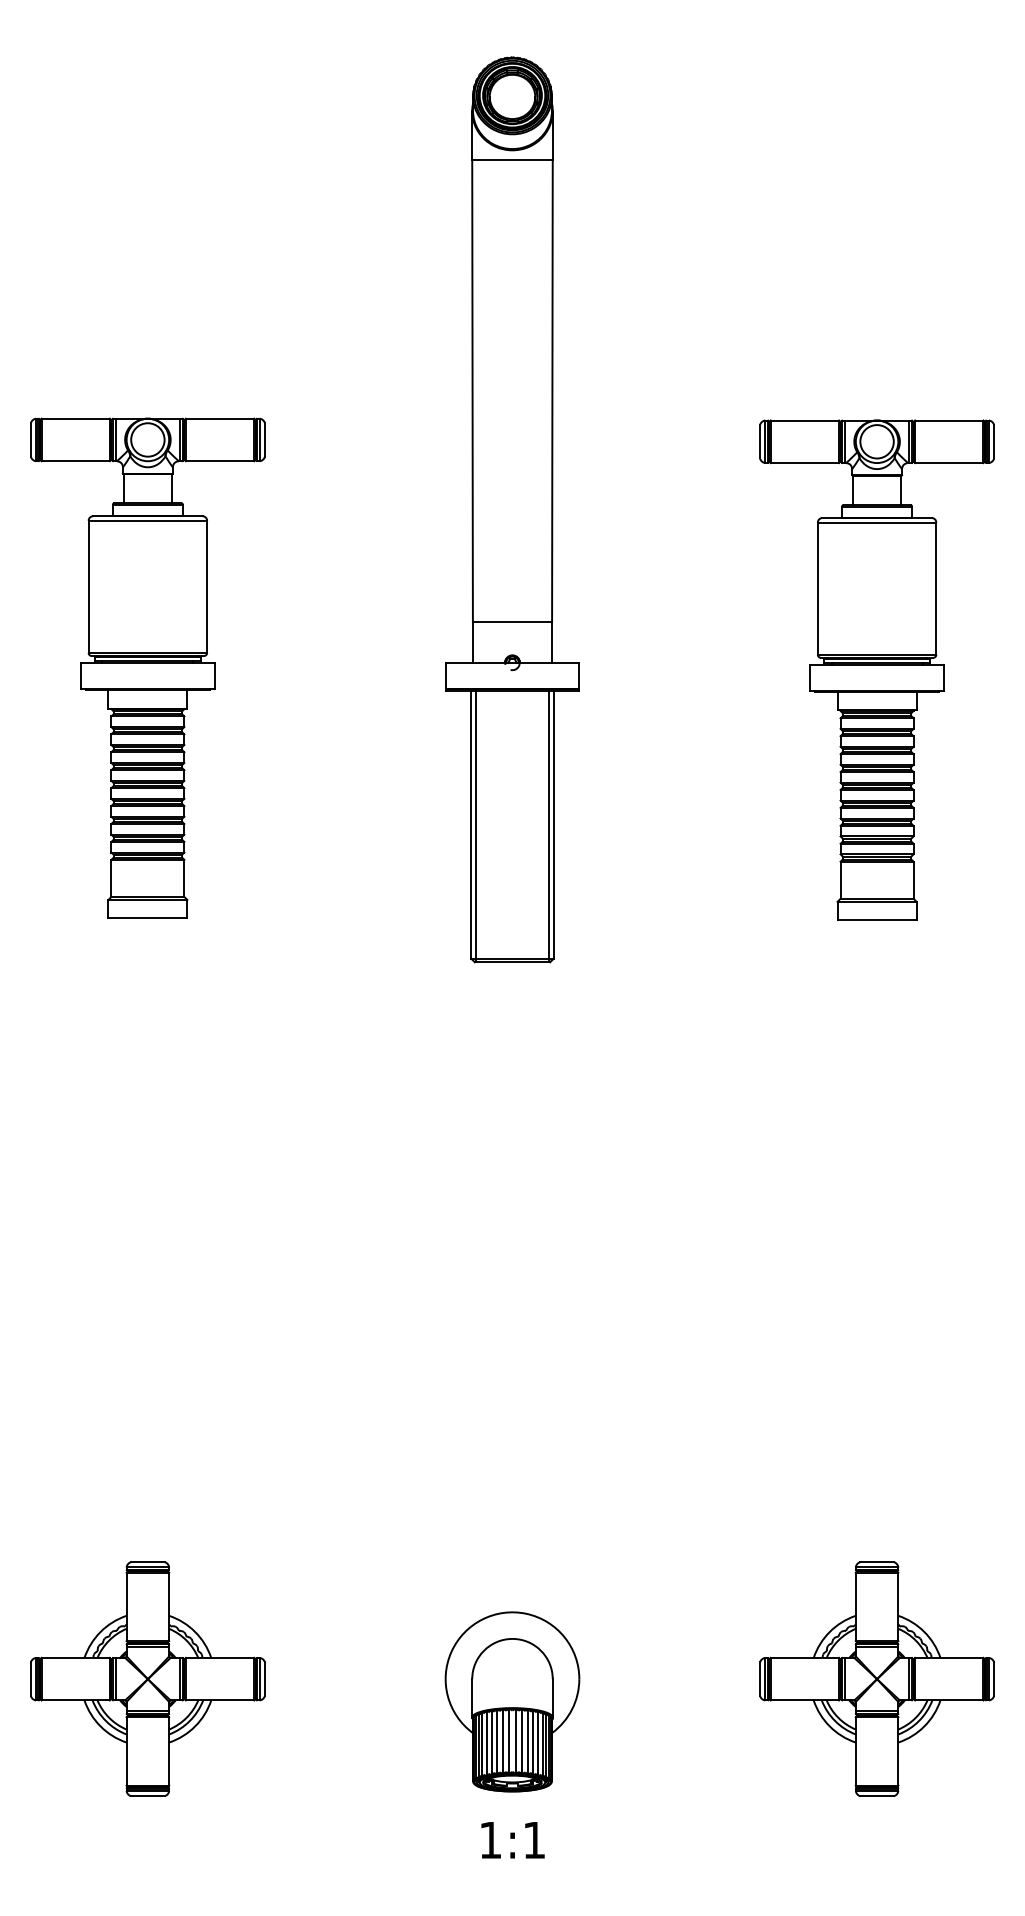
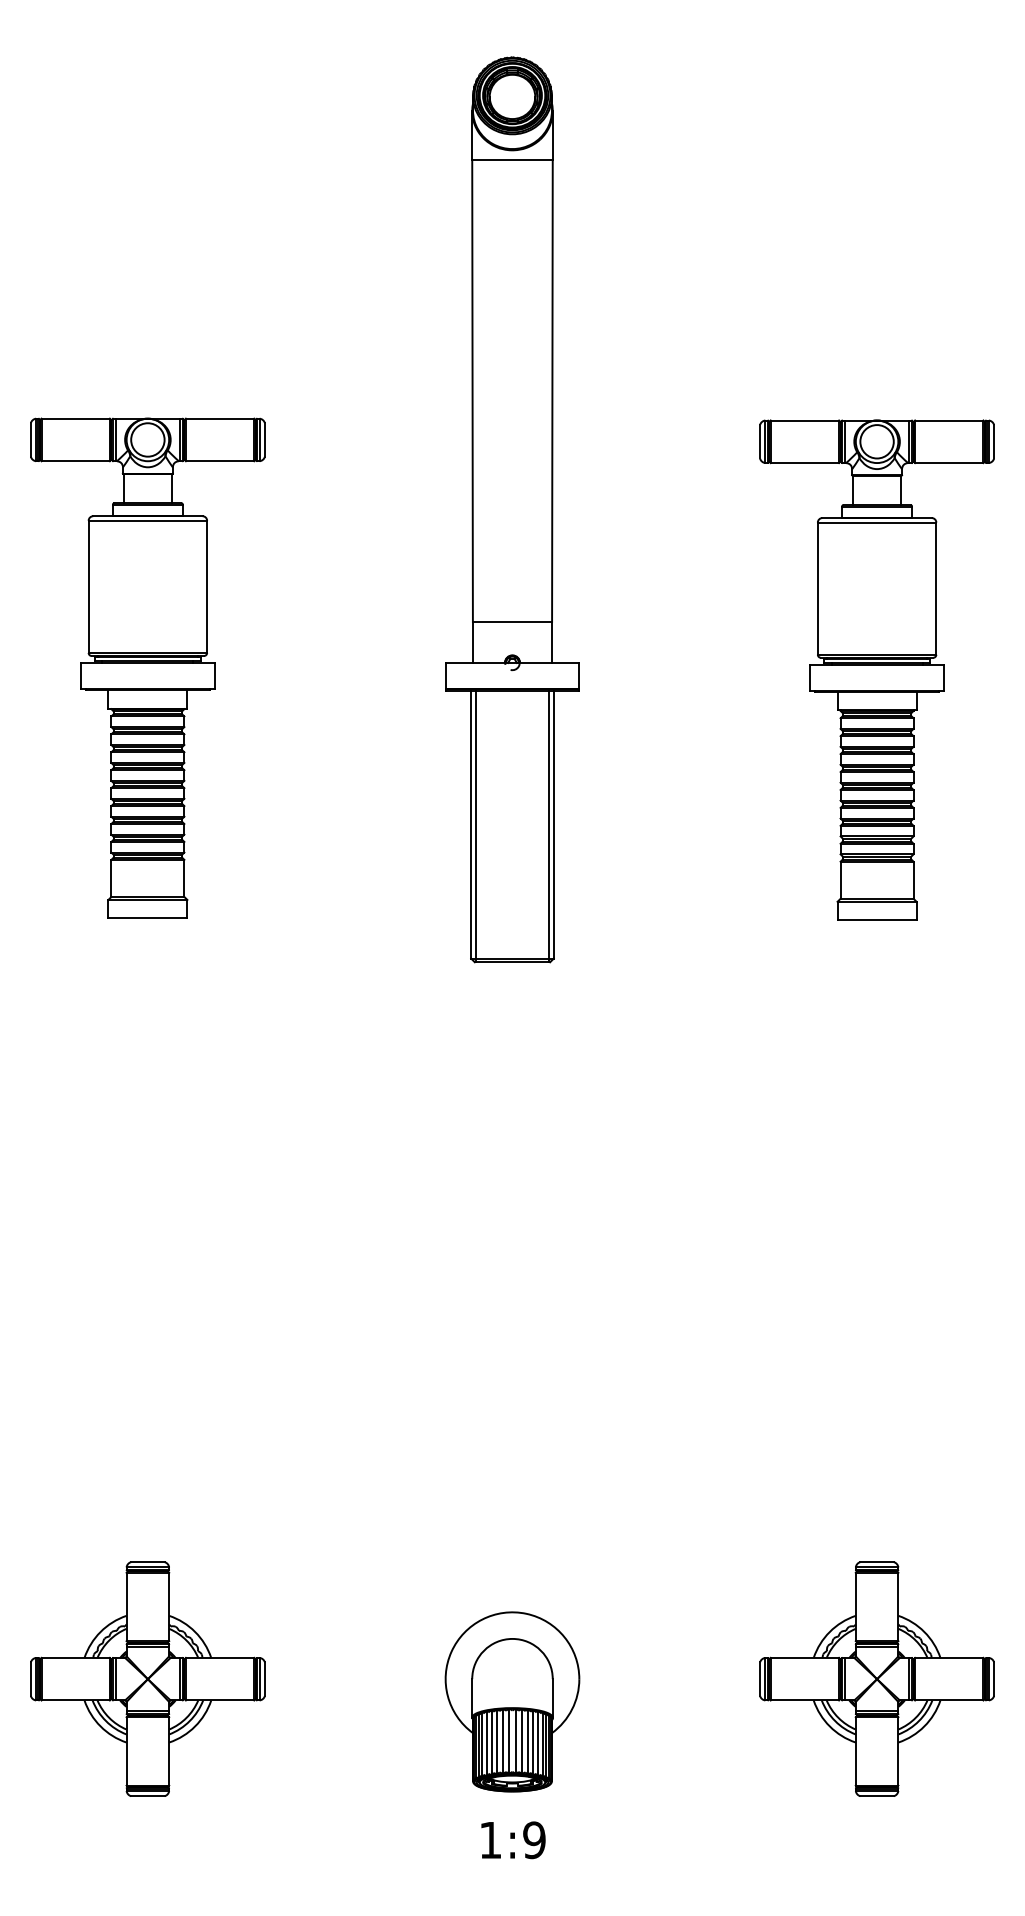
text: 1:1 -> 1:9 (534, 1840)
